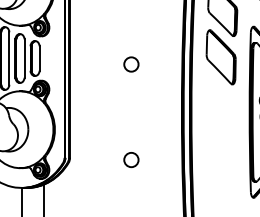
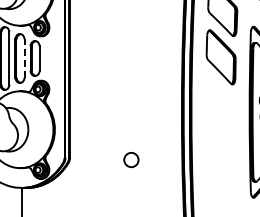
line: solid -> dashed (24, 58)
circle: present -> none (131, 64)
line: present -> none (43, 198)
